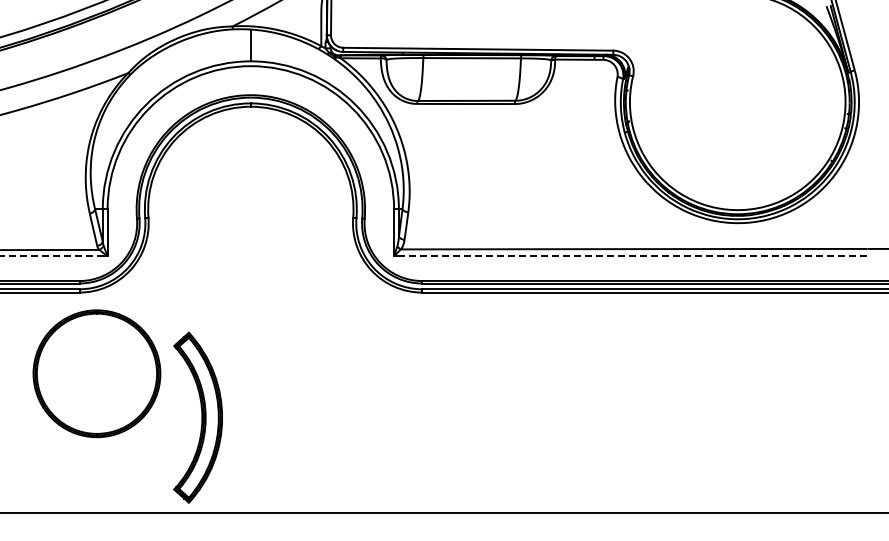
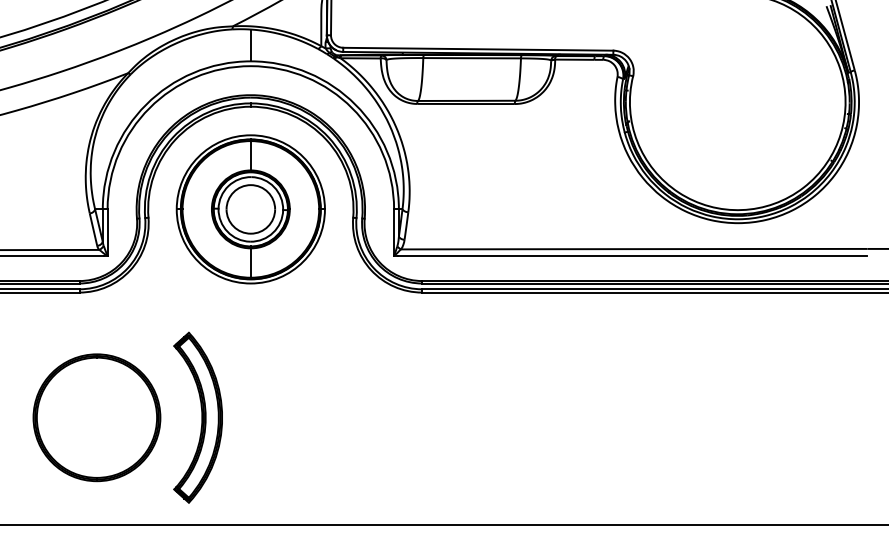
part: none -> present (250, 209)
line: dashed -> solid (51, 255)
line: dashed -> solid (632, 255)
part position: (96, 373) -> (96, 417) (96, 417)
line position: (443, 512) -> (443, 524) (443, 524)
